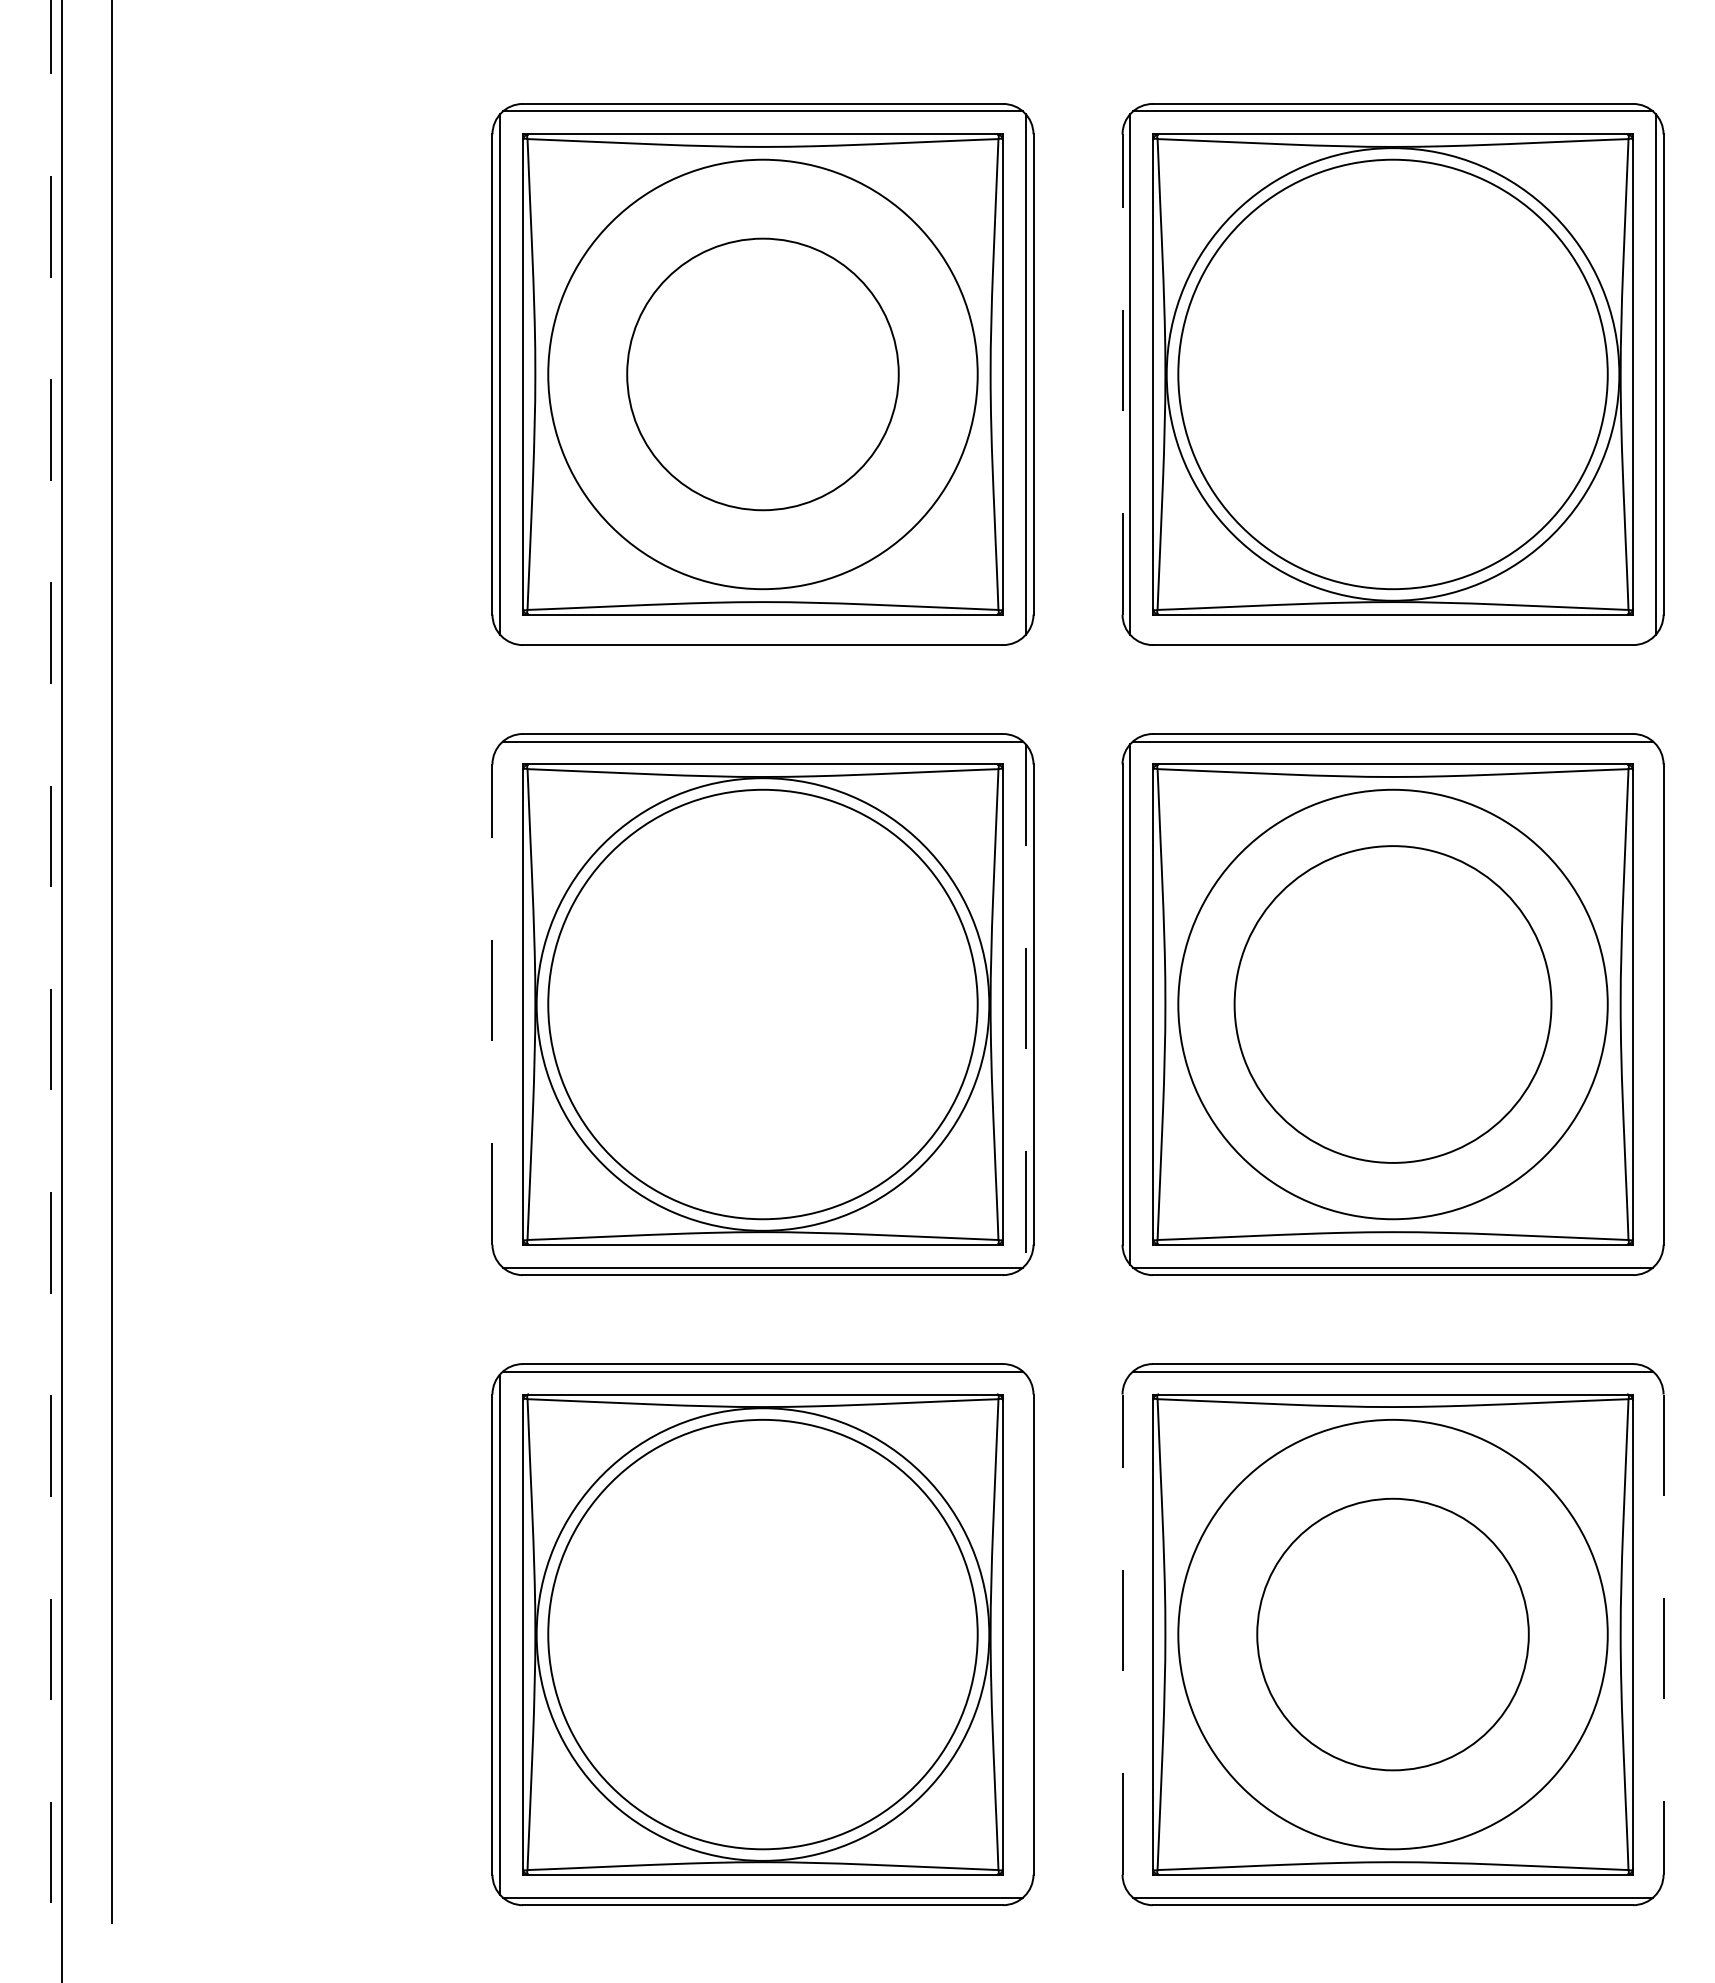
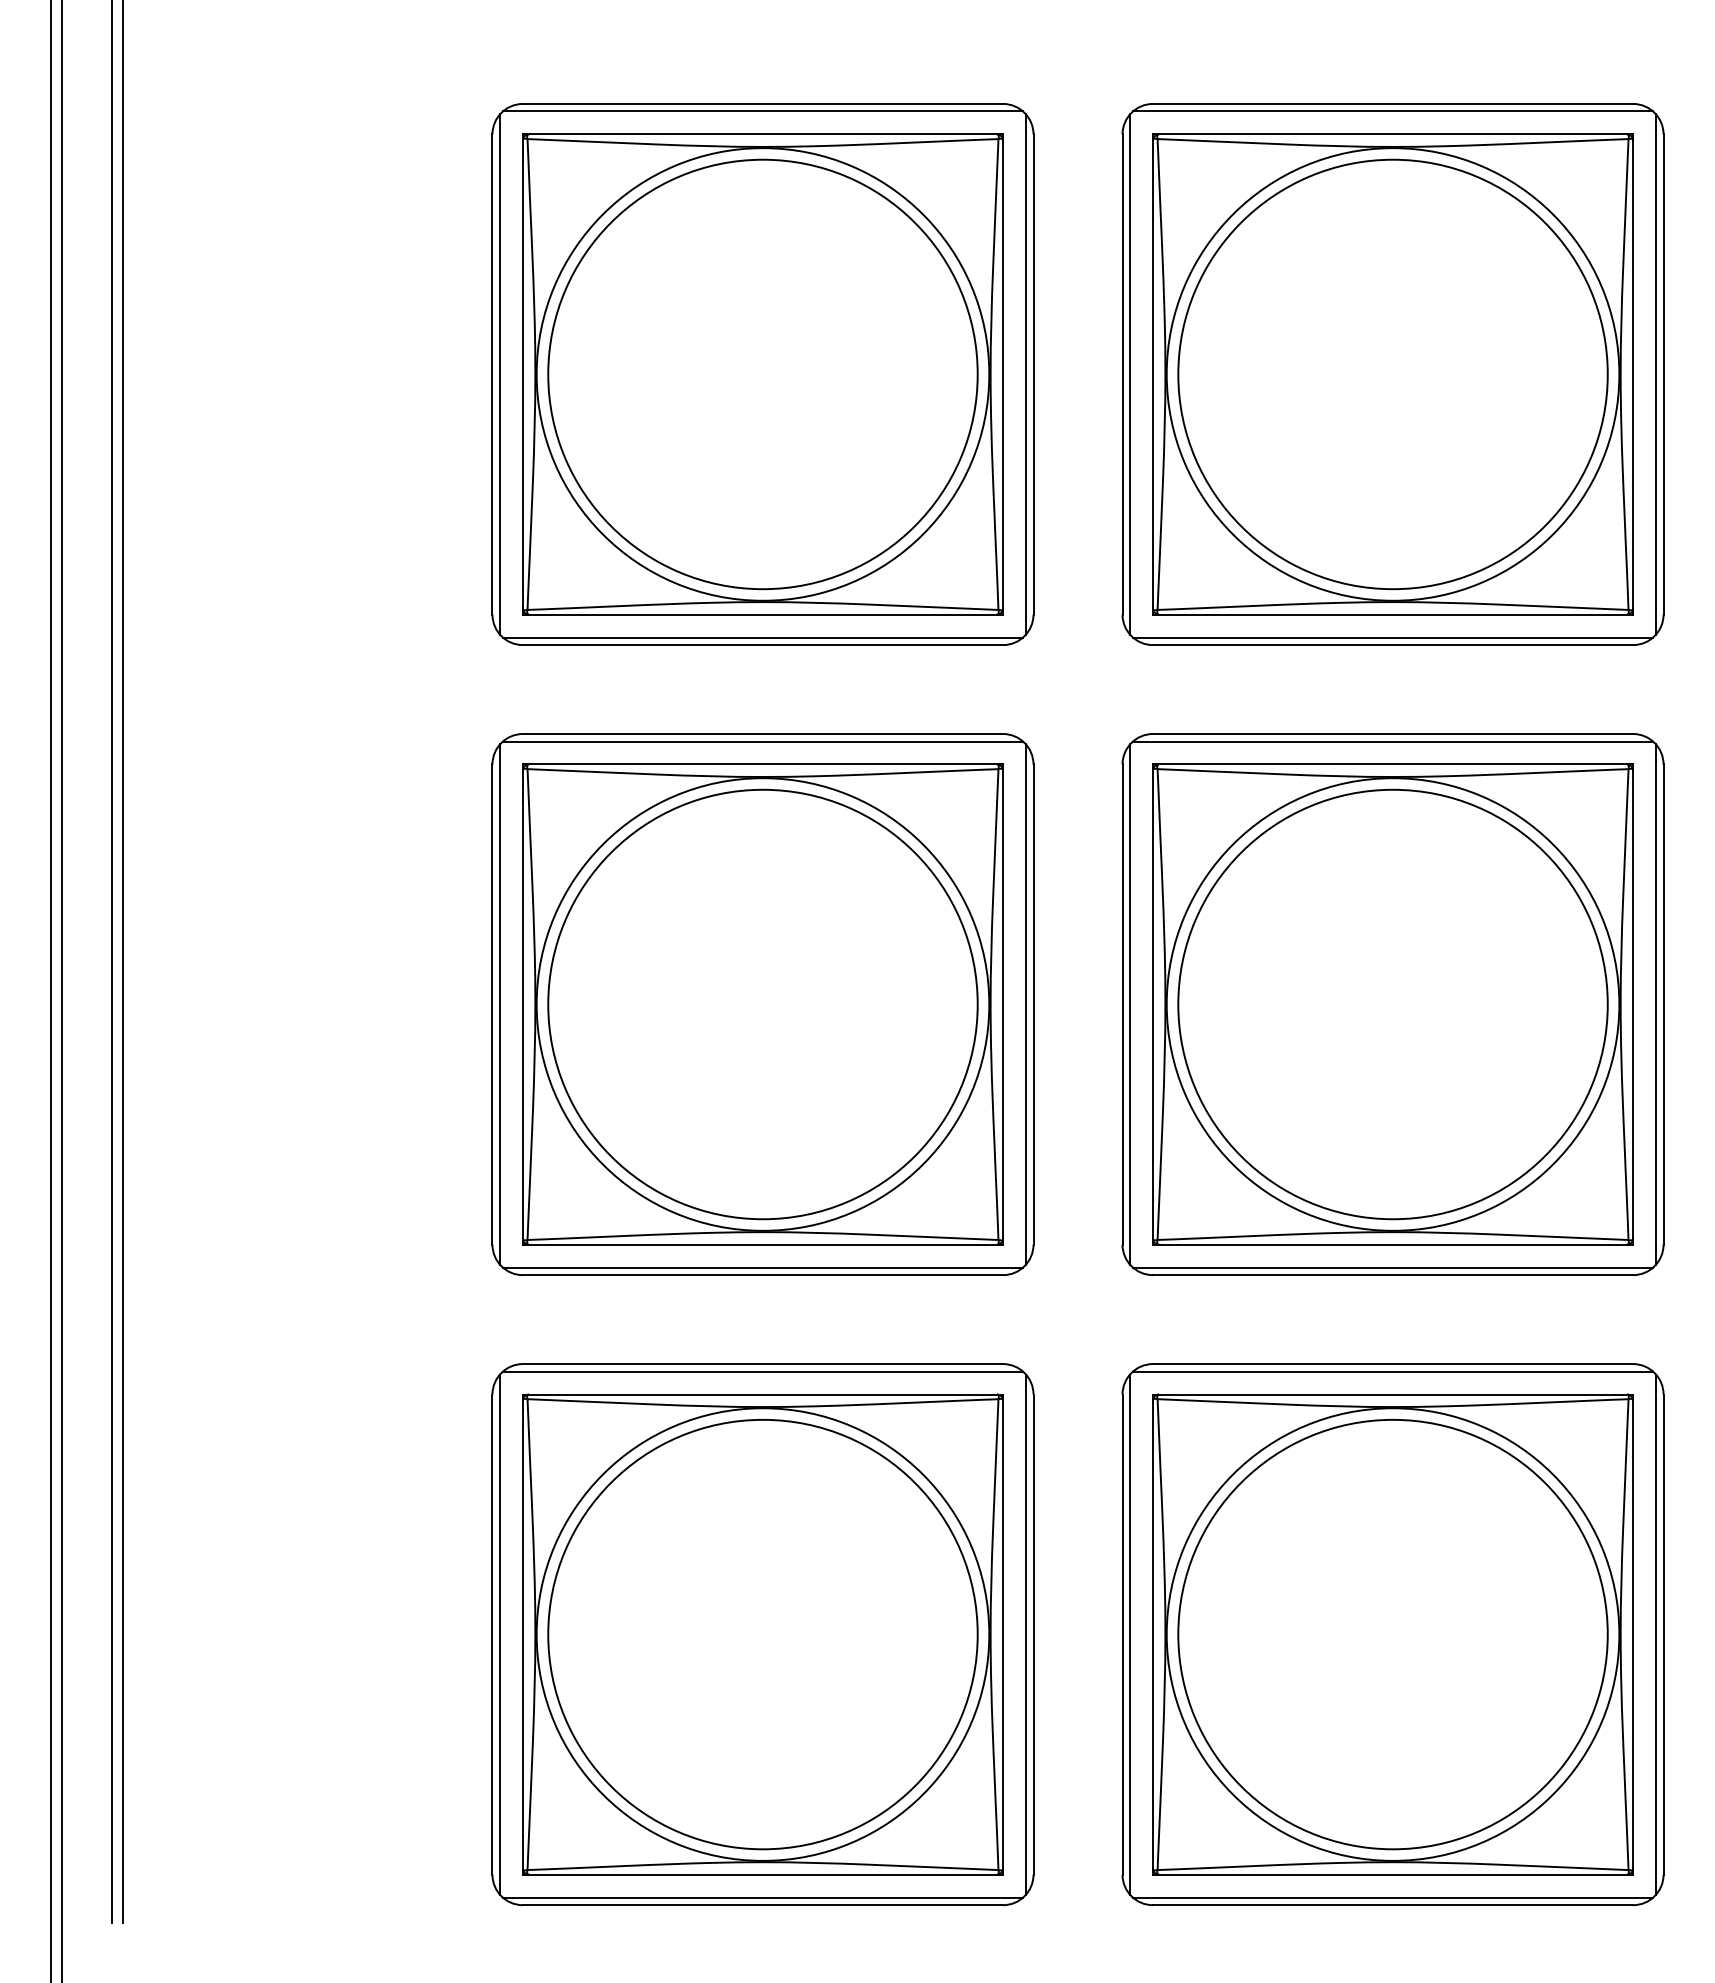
circle diameter: 272 px -> 453 px (762, 374)
line: dashed -> solid (1122, 374)
line: none -> present (762, 637)
line: none -> present (1392, 637)
line: none -> present (122, 962)
line: dashed -> solid (51, 991)
line: dashed -> solid (492, 1004)
line: none -> present (499, 1004)
circle diameter: 317 px -> 453 px (1392, 1004)
line: none -> present (1656, 1004)
line: dashed -> solid (1026, 1005)
line: none -> present (1026, 1634)
line: dashed -> solid (1122, 1634)
line: none -> present (1130, 1634)
circle diameter: 272 px -> 453 px (1392, 1634)
line: none -> present (1656, 1634)
line: dashed -> solid (1663, 1635)
